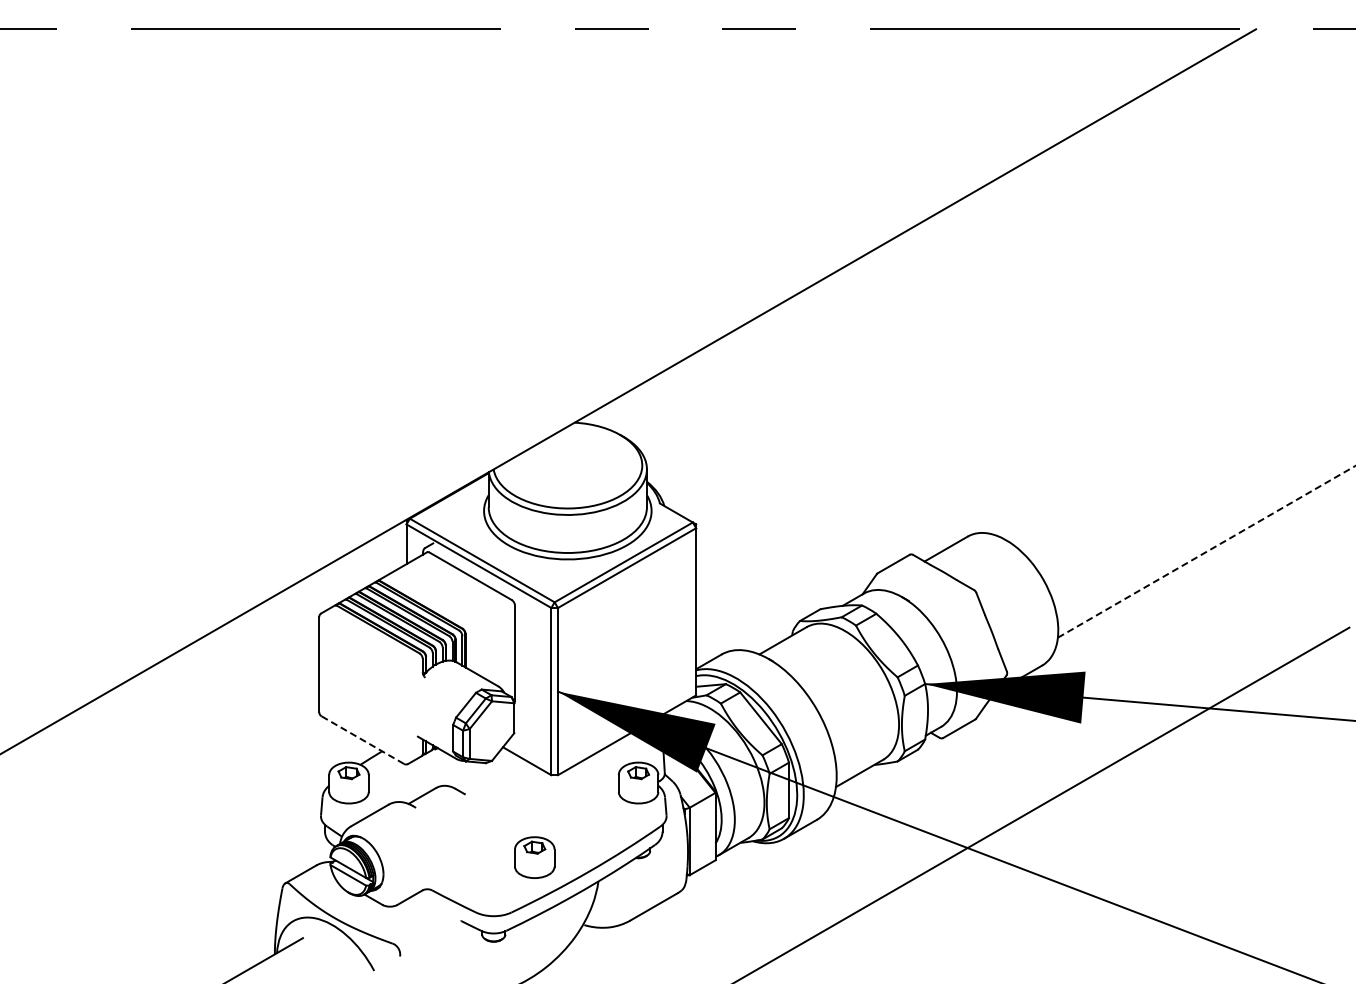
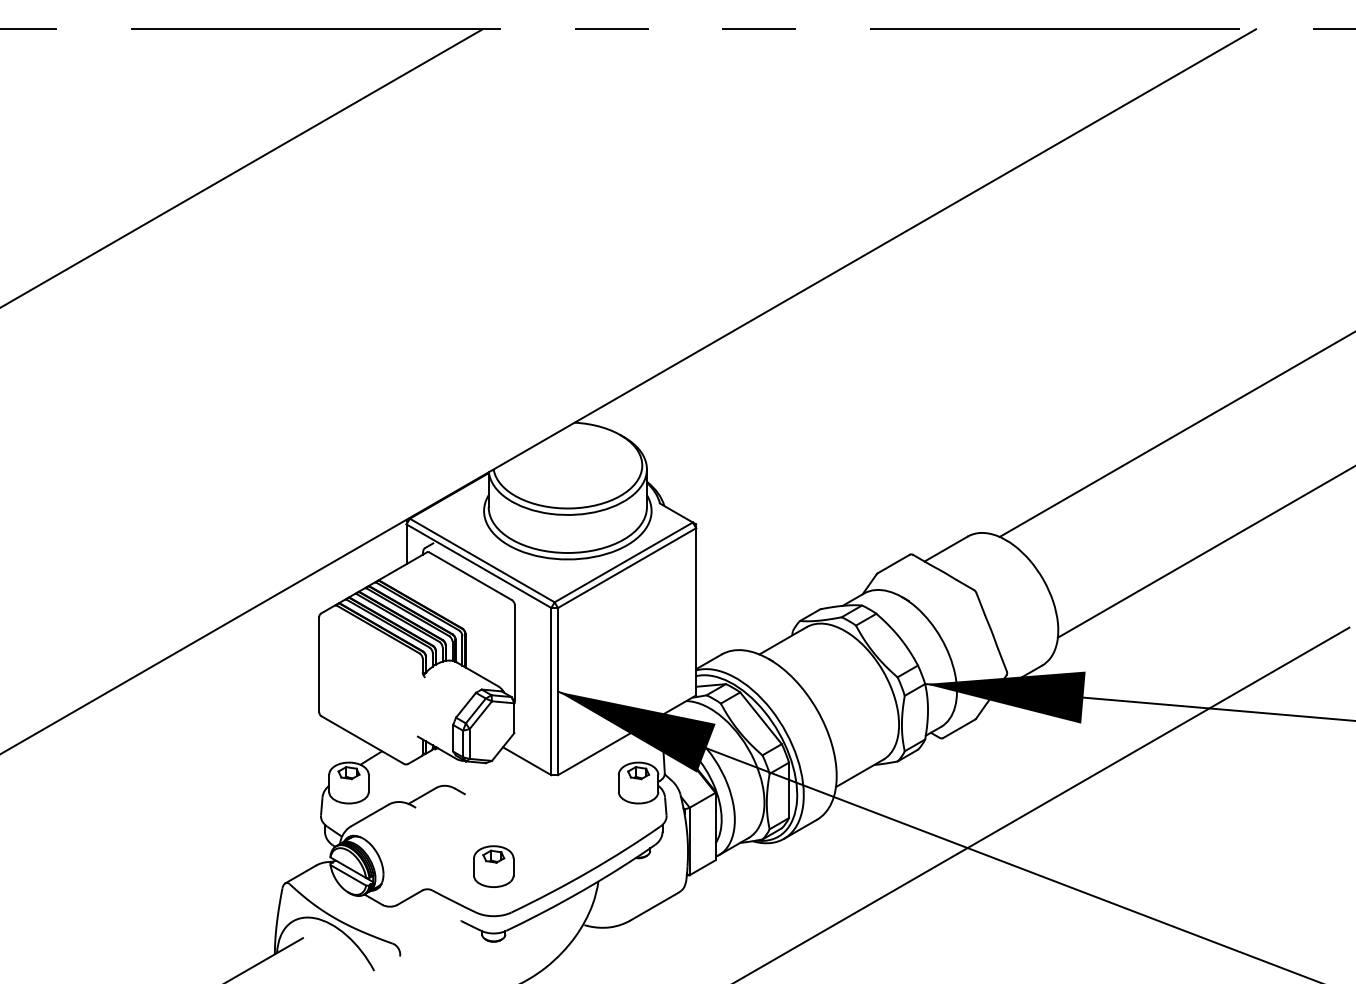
line: none -> present (242, 167)
line: none -> present (1175, 434)
line: dashed -> solid (1206, 551)
line: dashed -> solid (363, 740)
part position: (534, 857) -> (493, 866) (493, 866)
